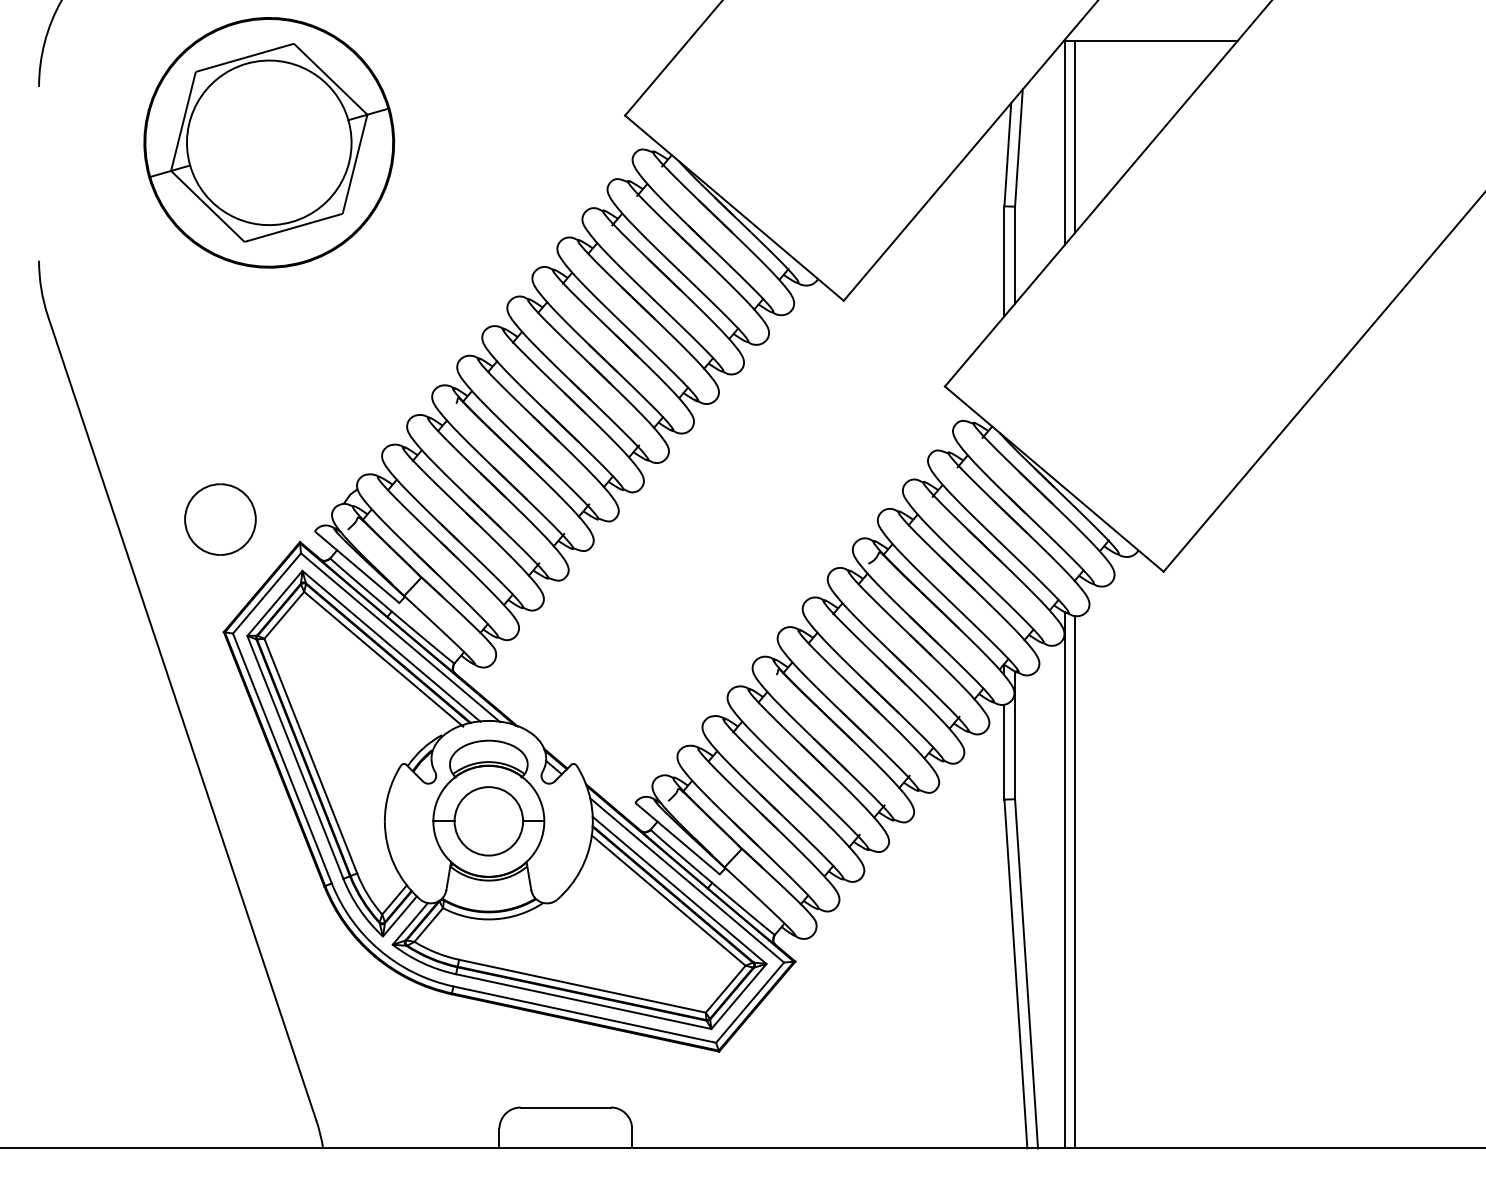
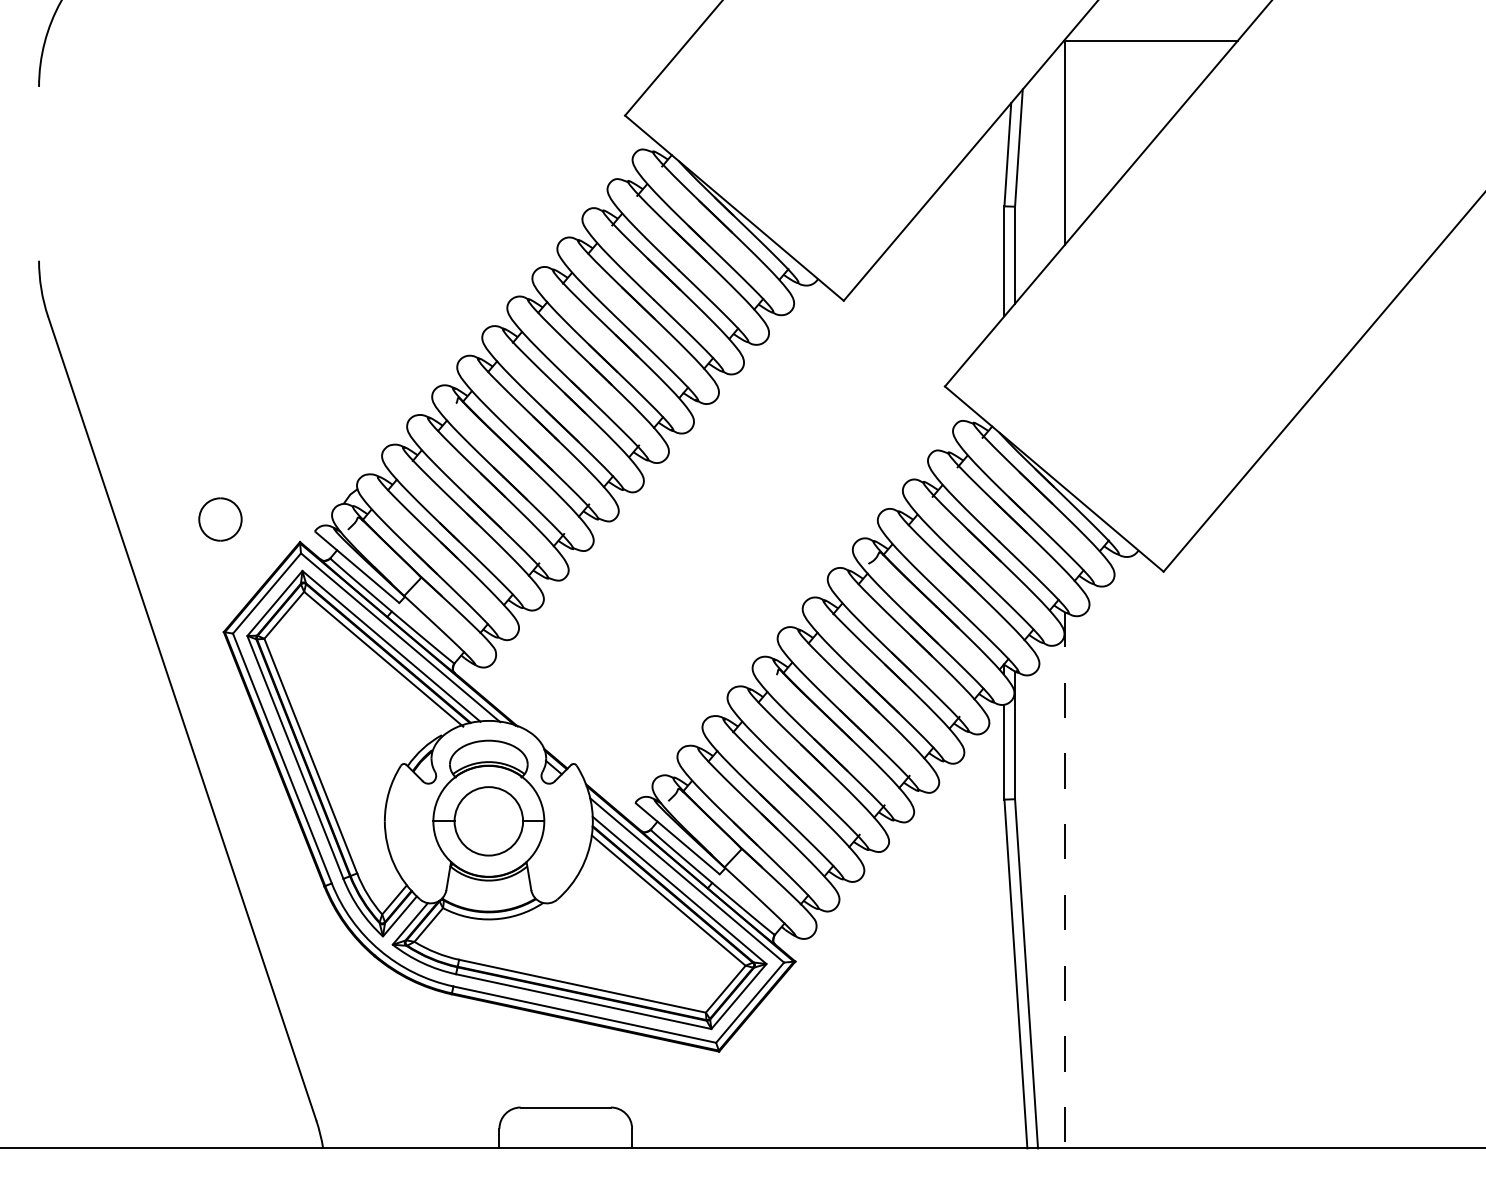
line: present -> none (1075, 136)
part: present -> none (269, 142)
part size: 73x73 px -> 45x45 px (220, 519)
line: solid -> dashed (1064, 880)
line: present -> none (1075, 881)
